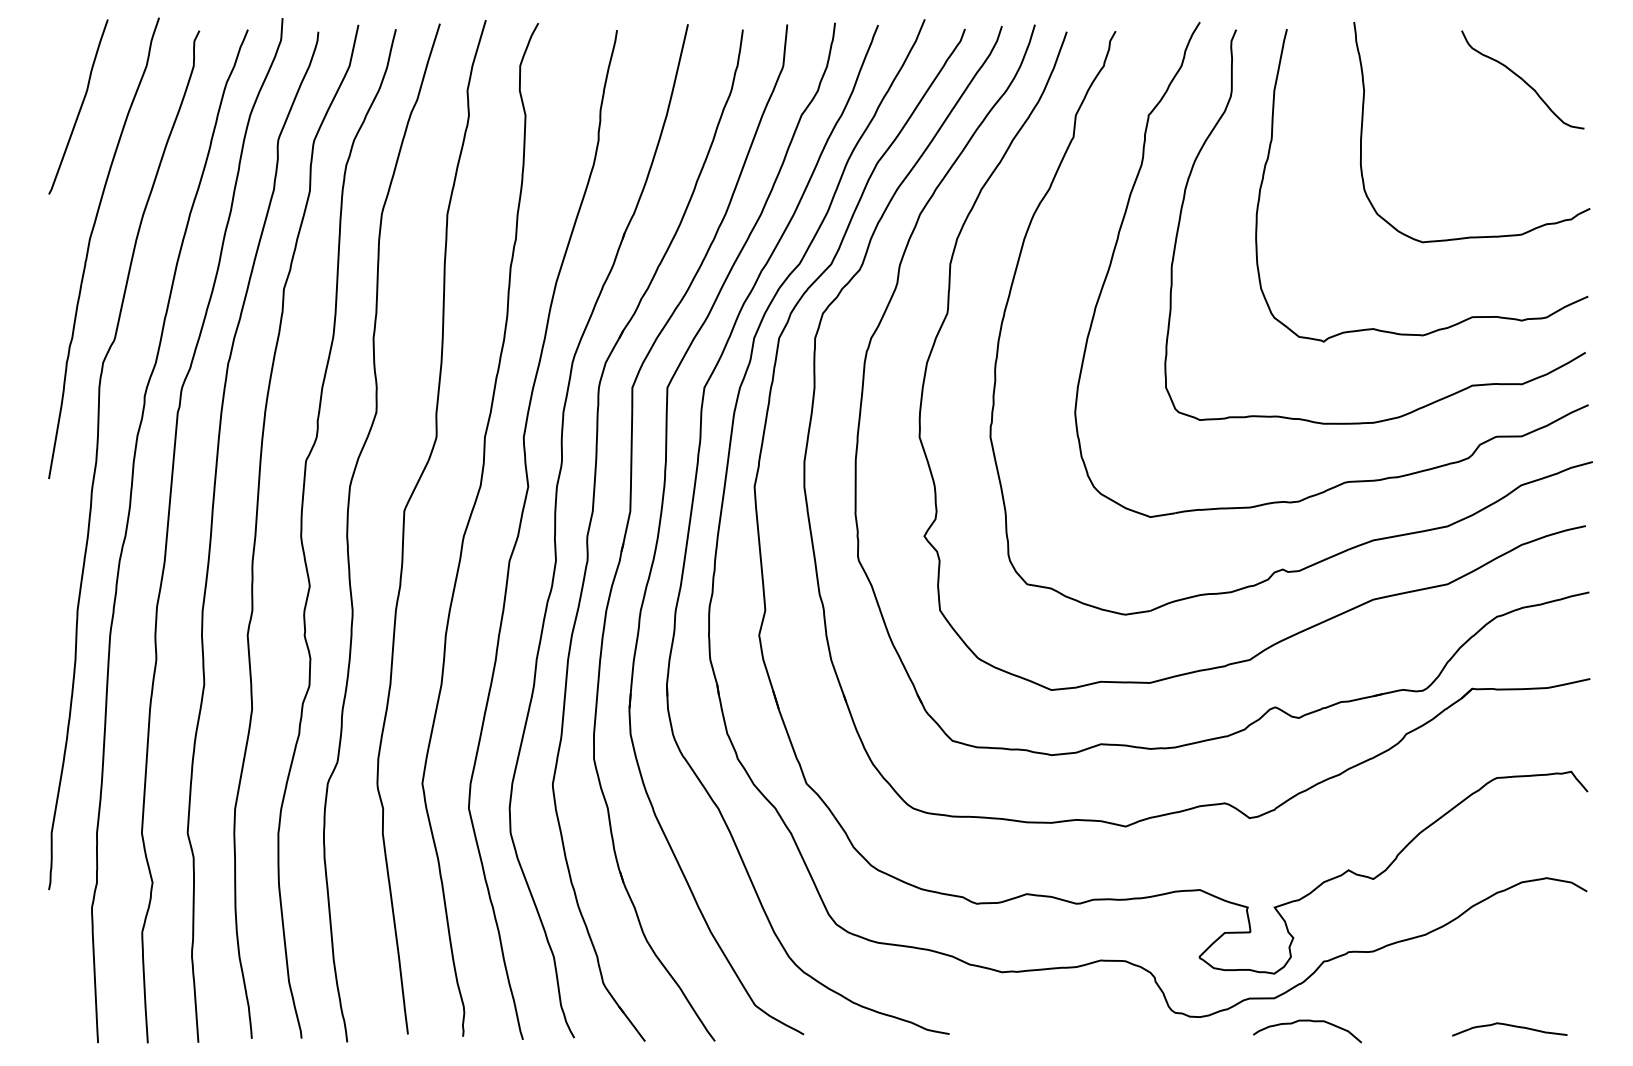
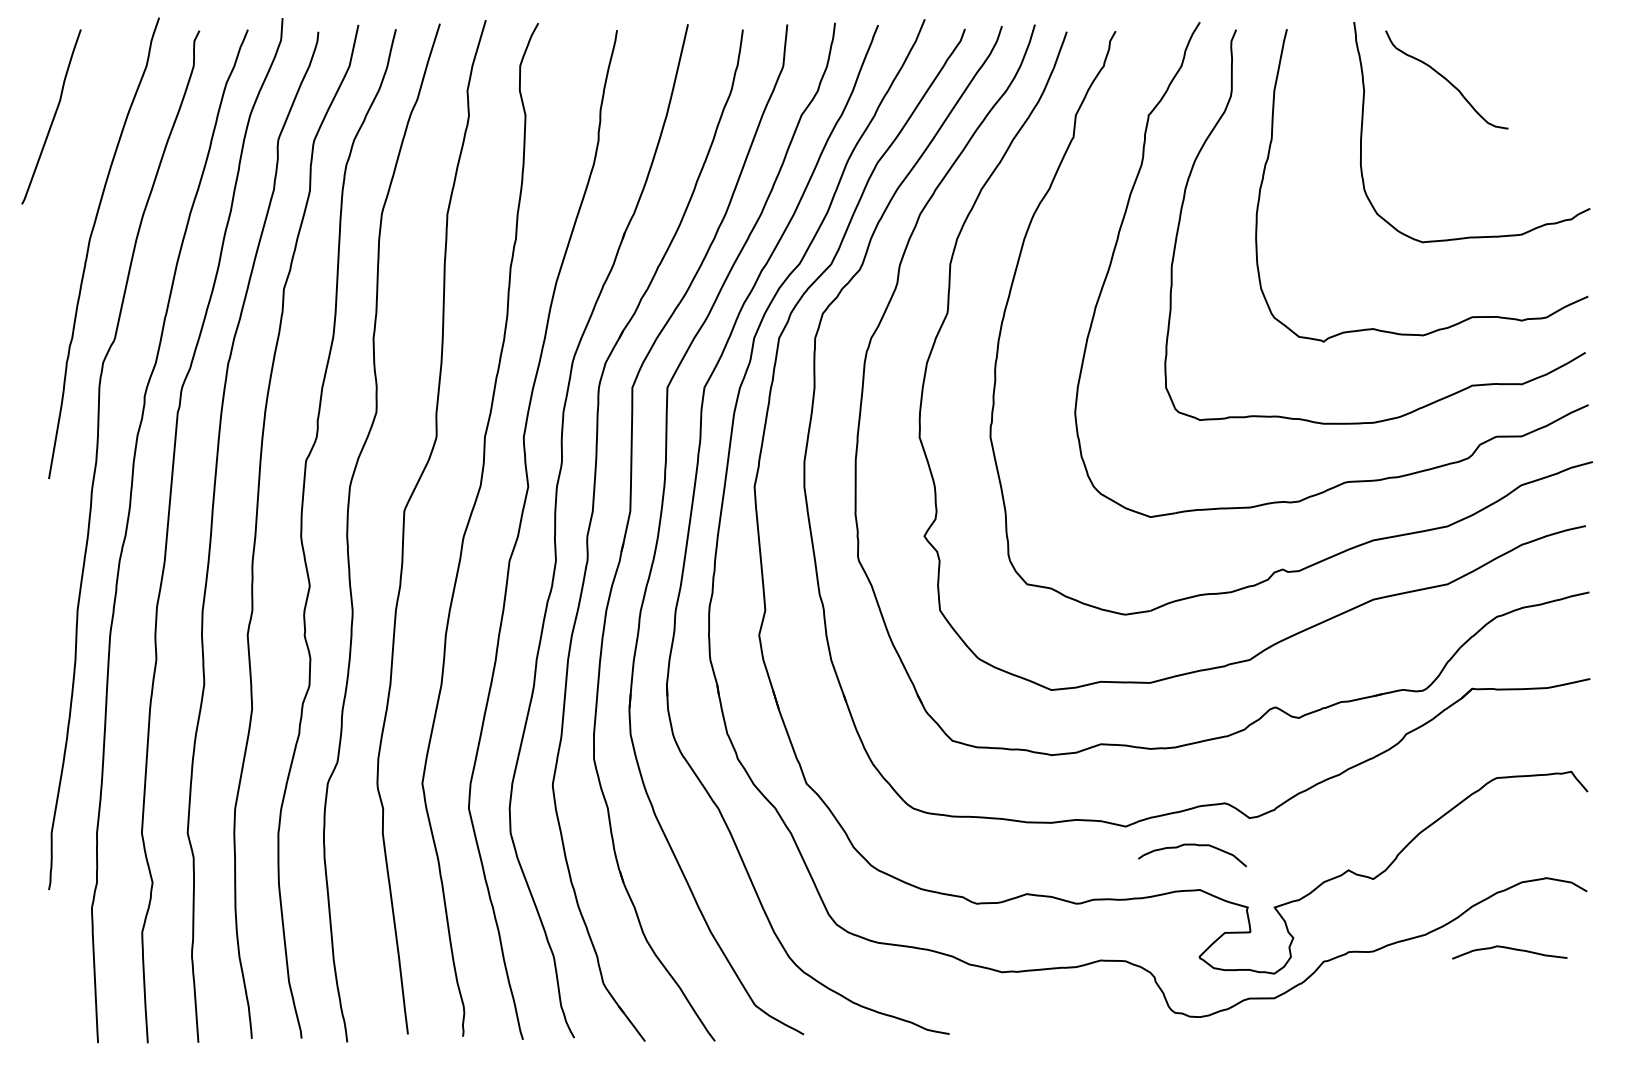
curve position: (1522, 79) -> (1446, 79) (1446, 79)
curve position: (80, 106) -> (53, 116) (53, 116)
curve position: (1307, 1021) -> (1192, 845) (1192, 845)
curve position: (1509, 1026) -> (1509, 949) (1509, 949)
